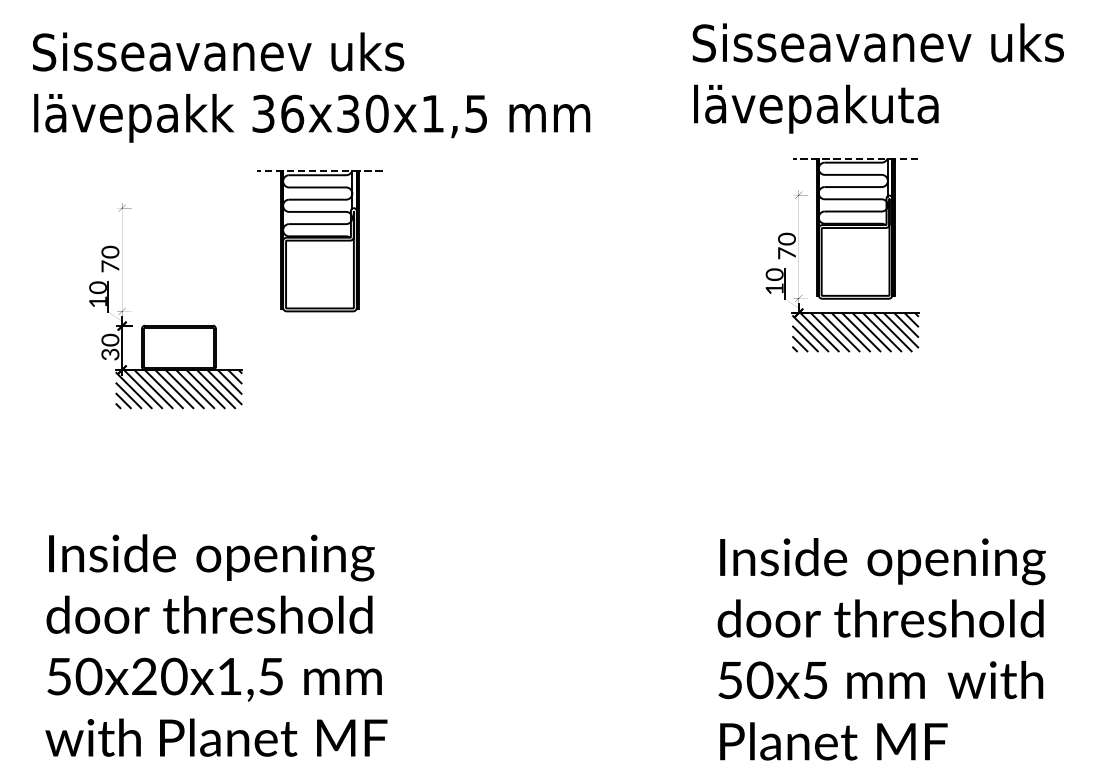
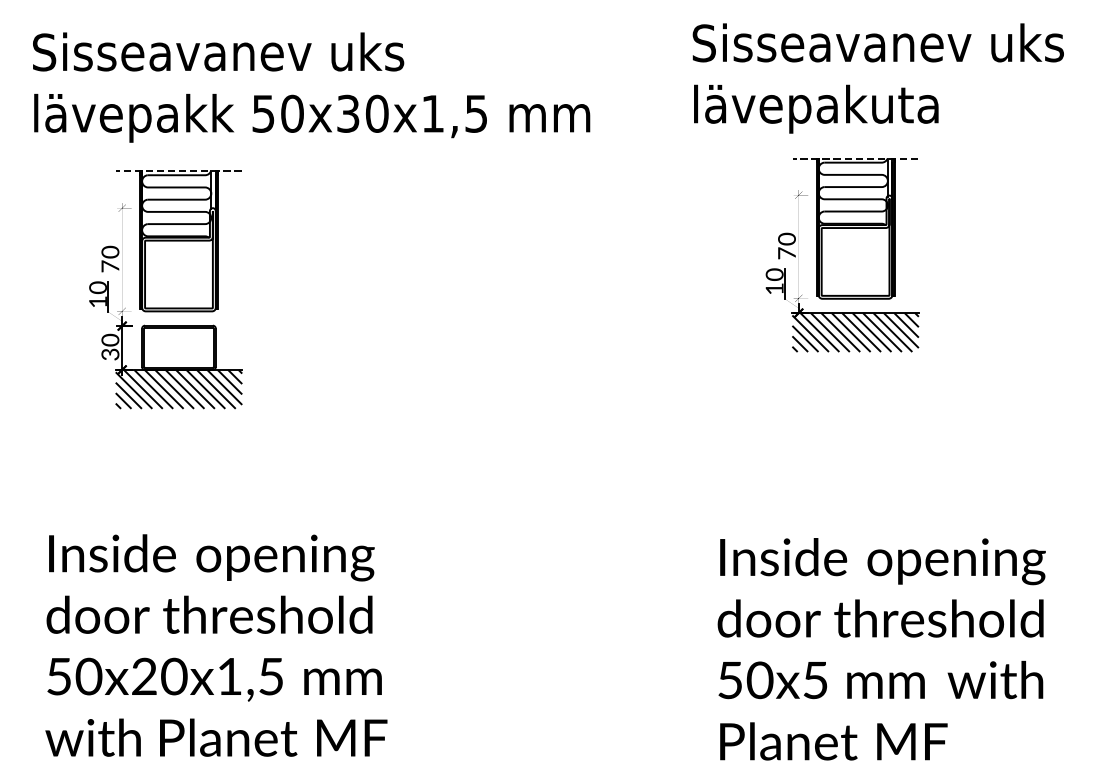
text: 36x30x1,5 -> 50x30x1,5 (278, 113)
part position: (319, 241) -> (178, 241) (178, 241)
